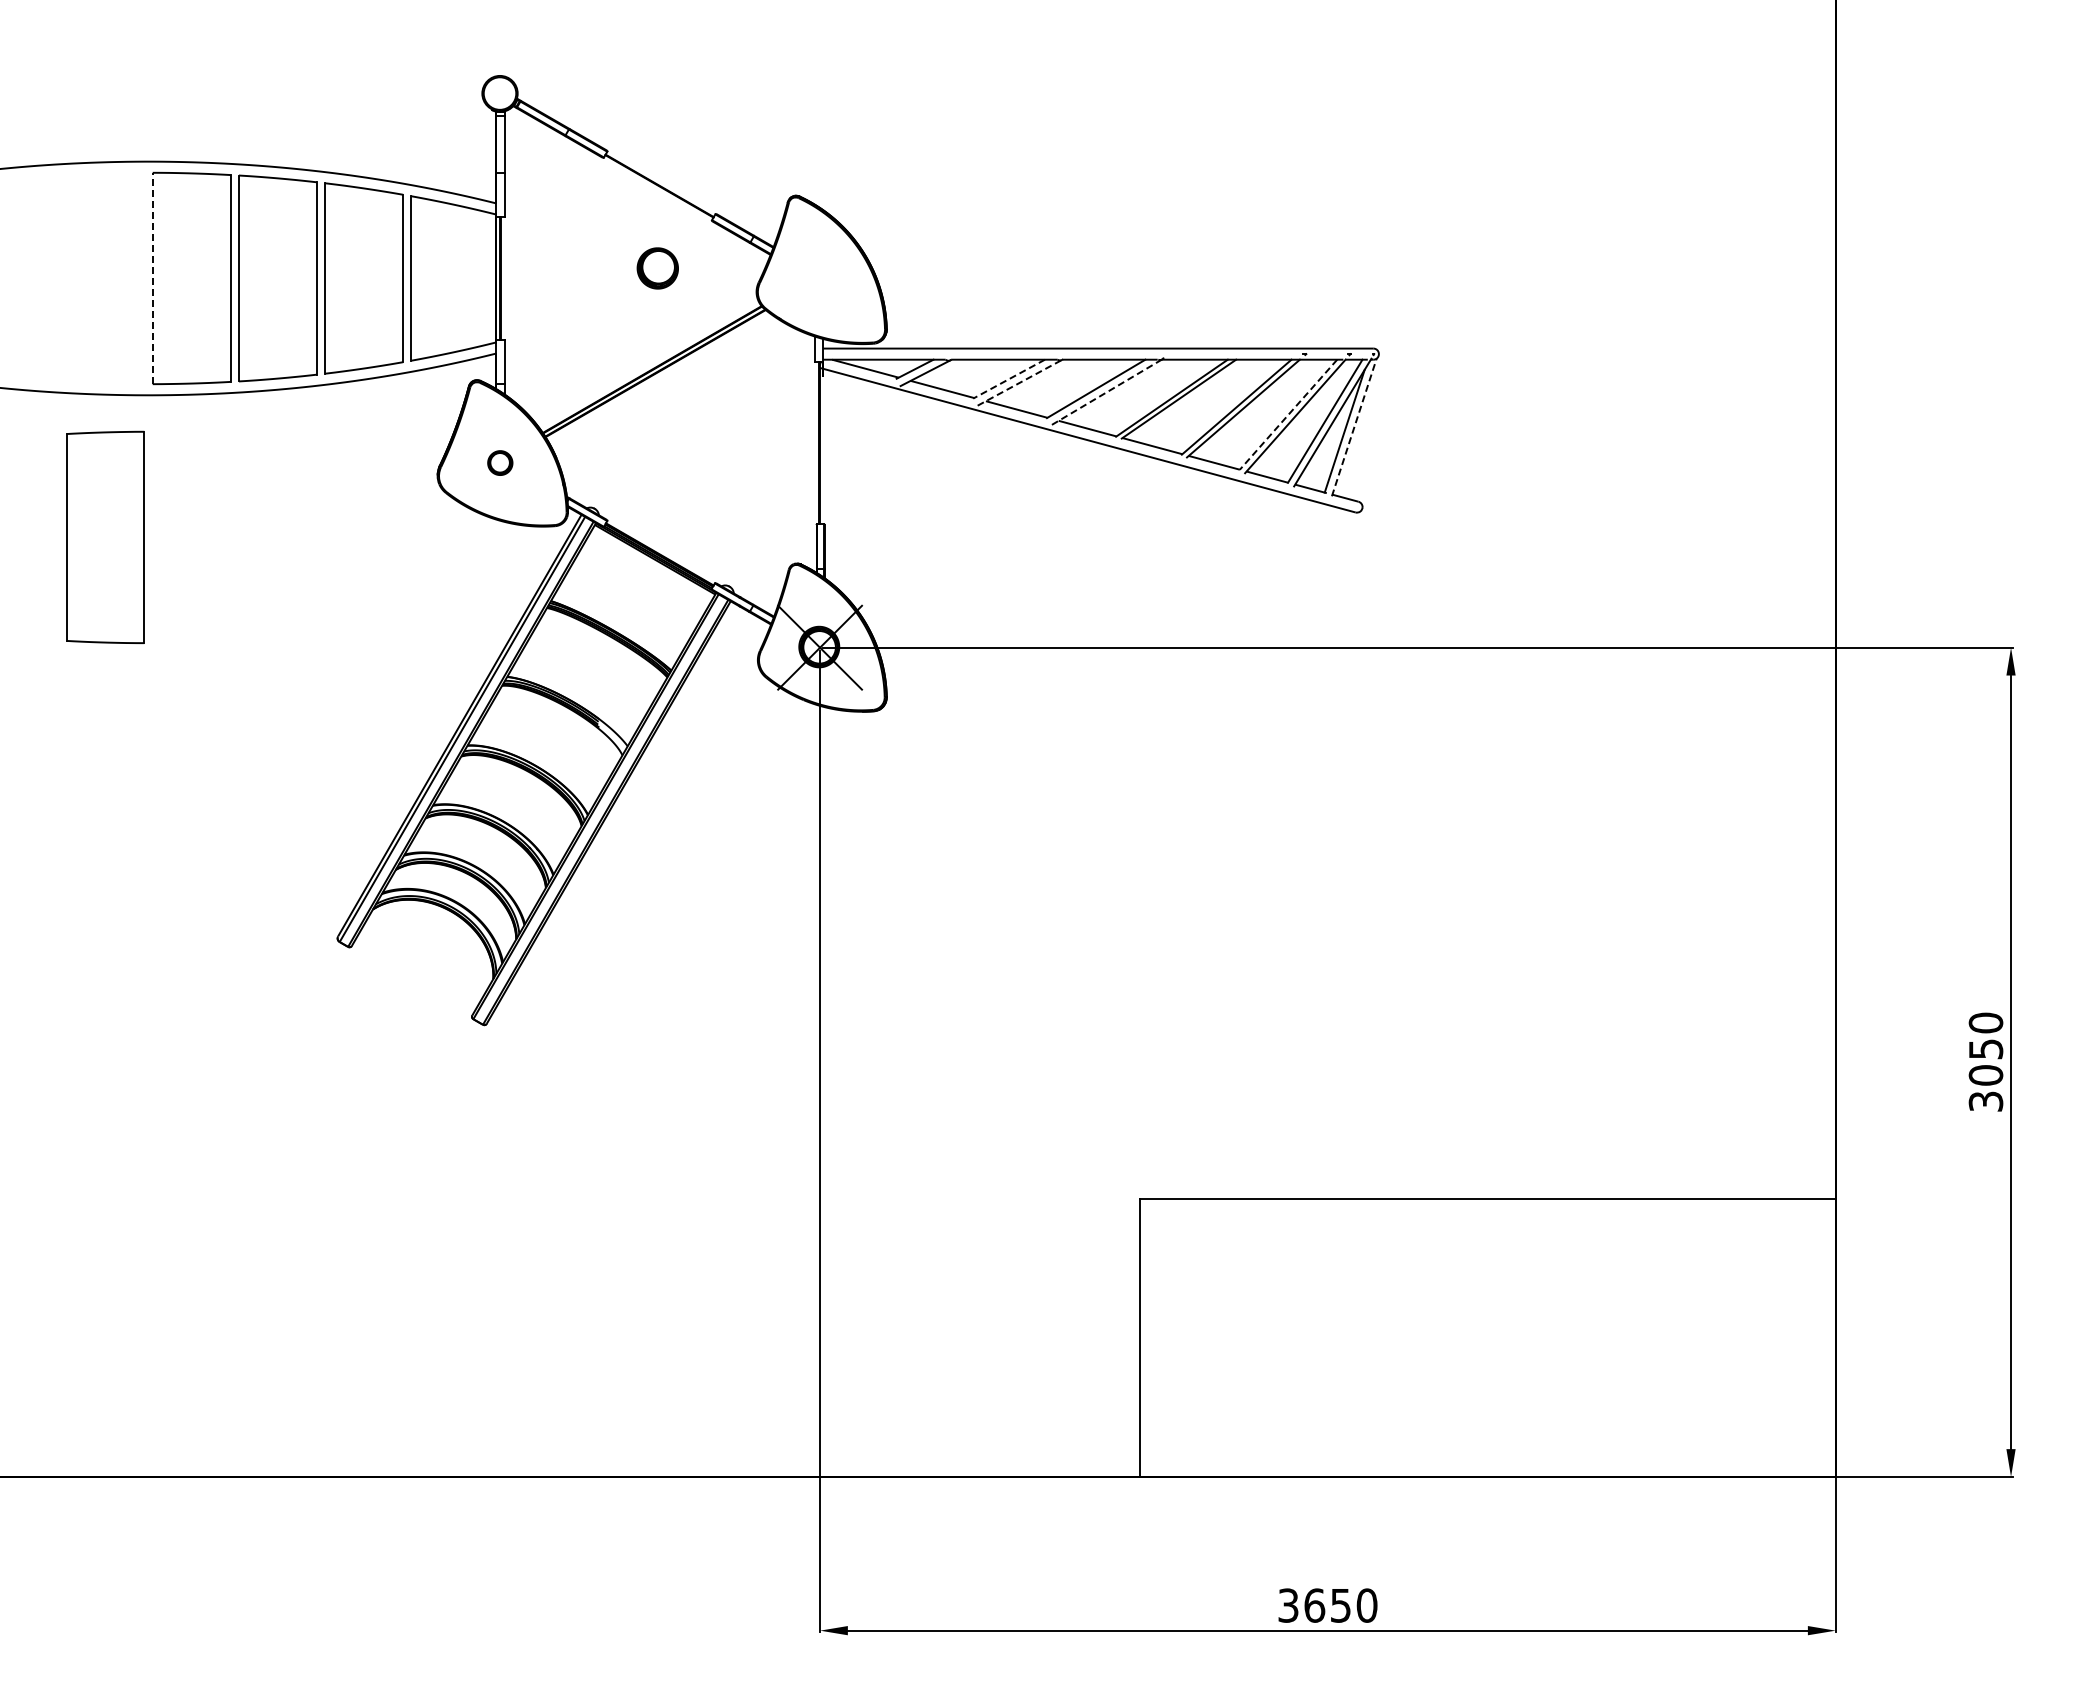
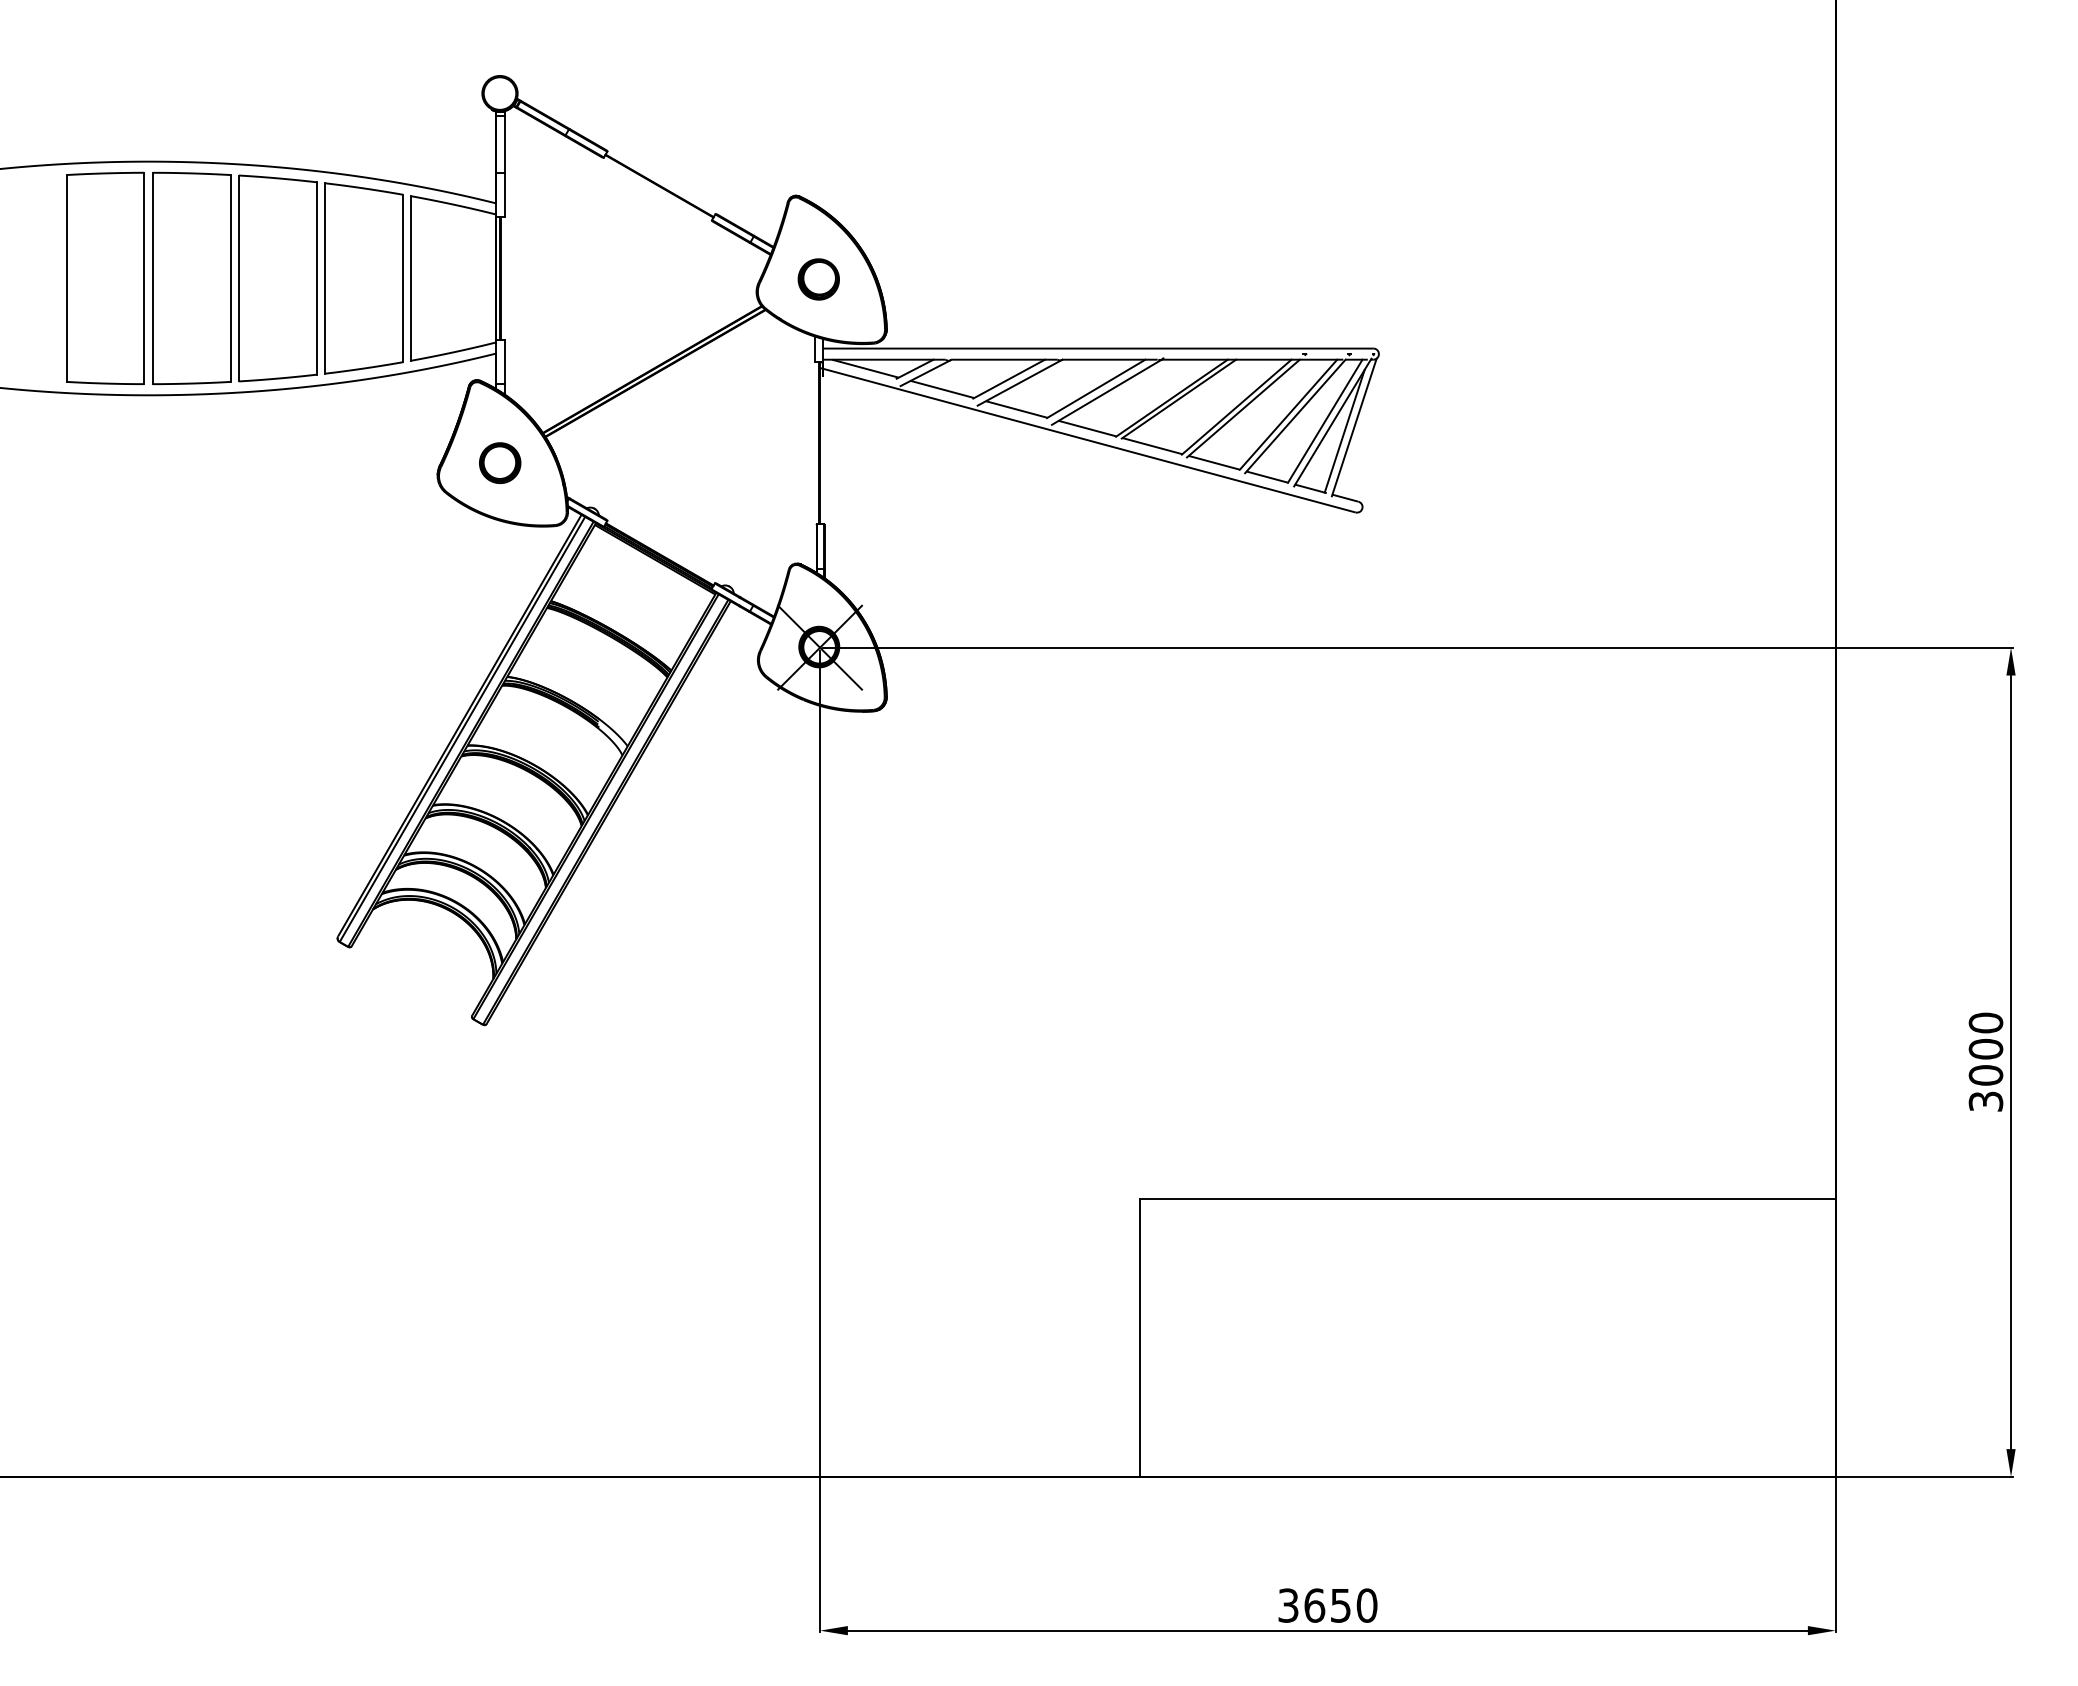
part position: (657, 268) -> (818, 279) (818, 279)
line: dashed -> solid (152, 278)
line: dashed -> solid (1009, 379)
line: dashed -> solid (1020, 382)
line: dashed -> solid (1107, 391)
line: dashed -> solid (1288, 415)
line: dashed -> solid (1354, 427)
part size: 27x26 px -> 43x42 px (500, 462)
part position: (105, 536) -> (105, 277) (105, 277)
text: 3050 -> 3000 (1985, 1048)
